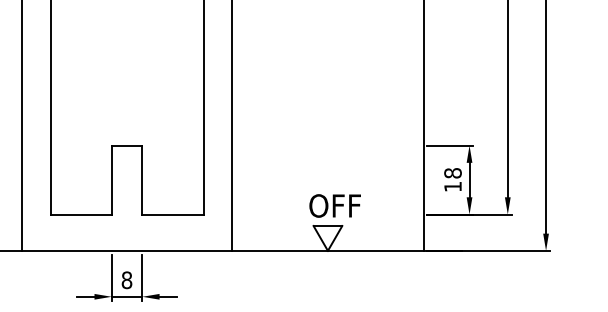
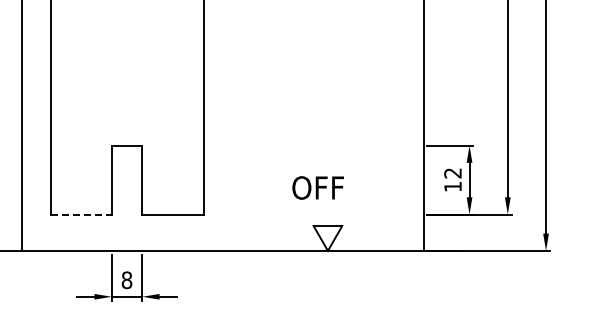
line: present -> none (232, 126)
text: 18 -> 12 (452, 173)
text position: (334, 205) -> (317, 187) (317, 187)
line: solid -> dashed (81, 214)
